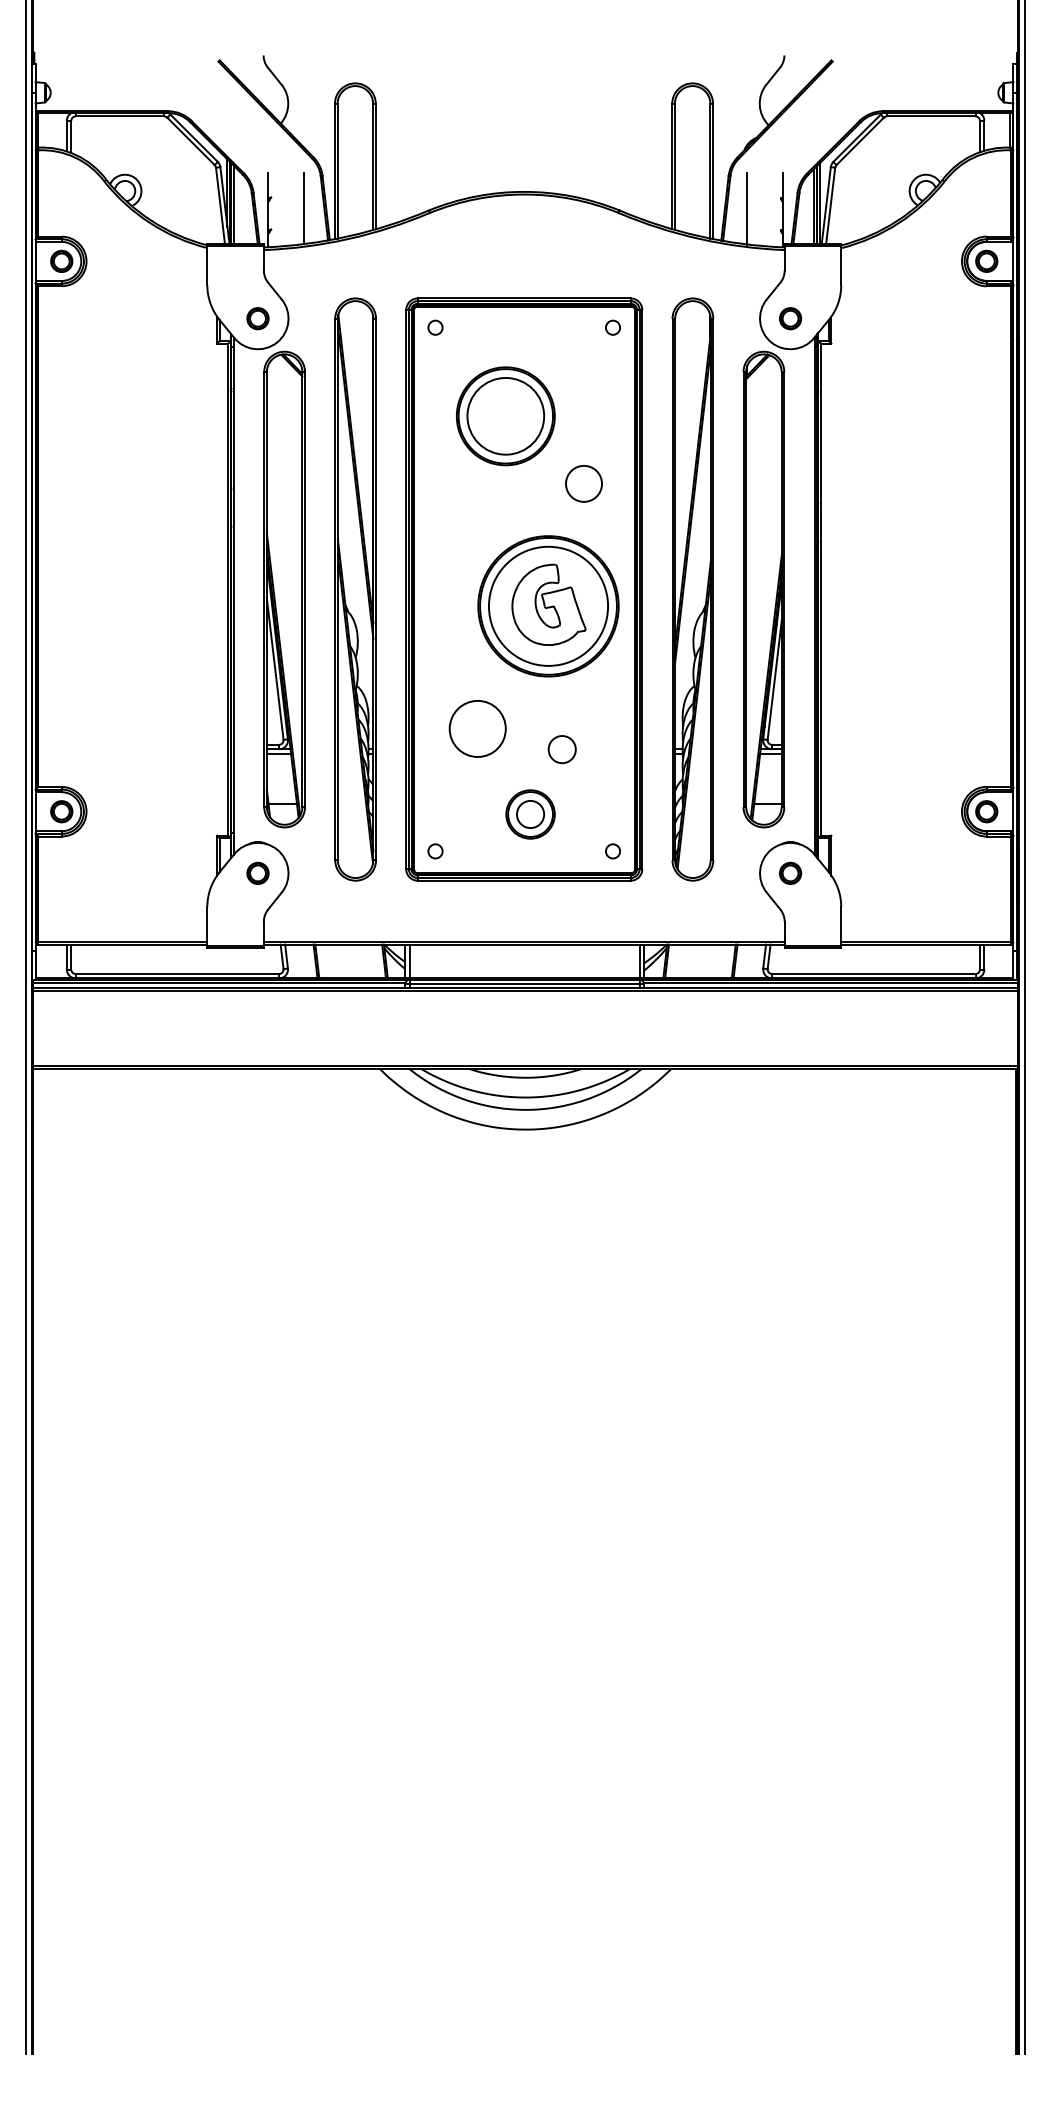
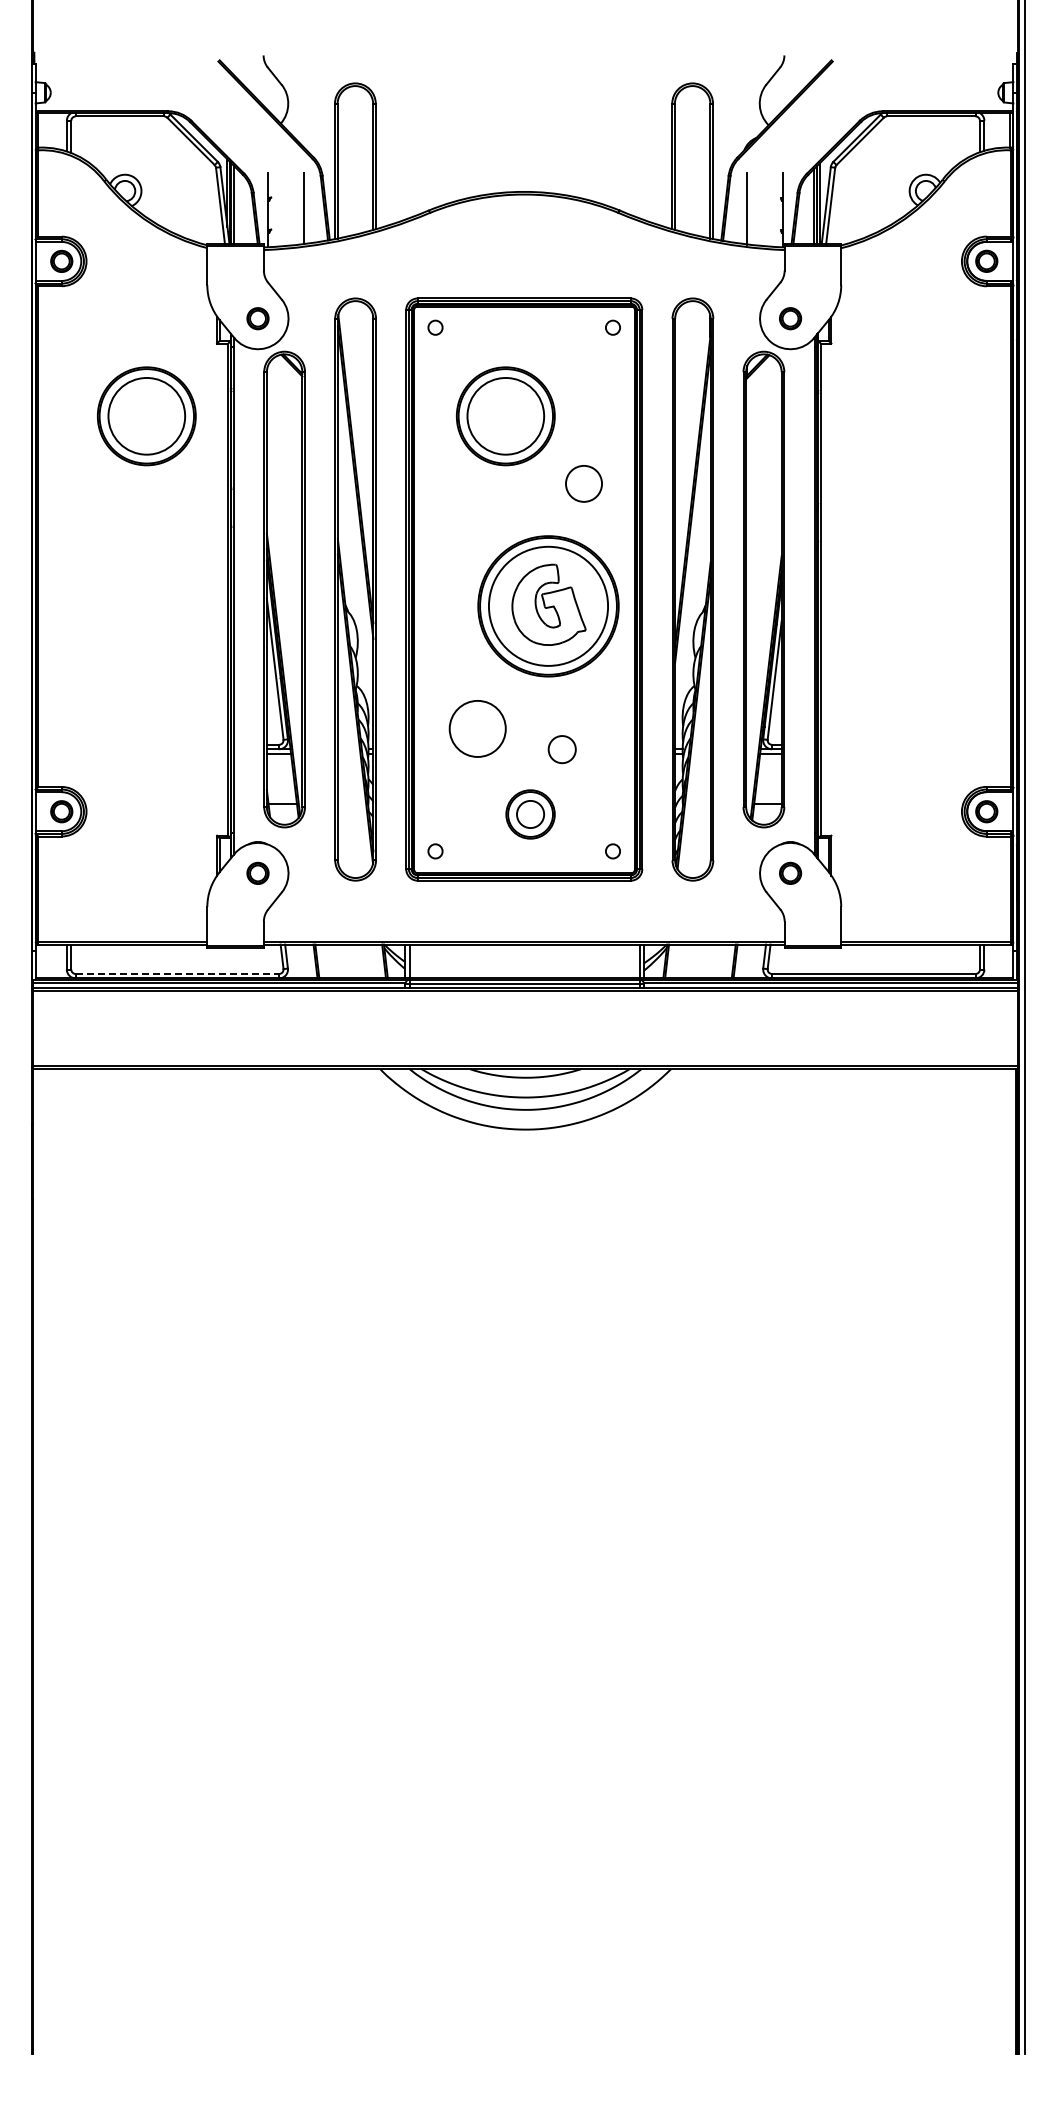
part: none -> present (146, 416)
line: solid -> dashed (177, 973)
line: present -> none (25, 1027)
